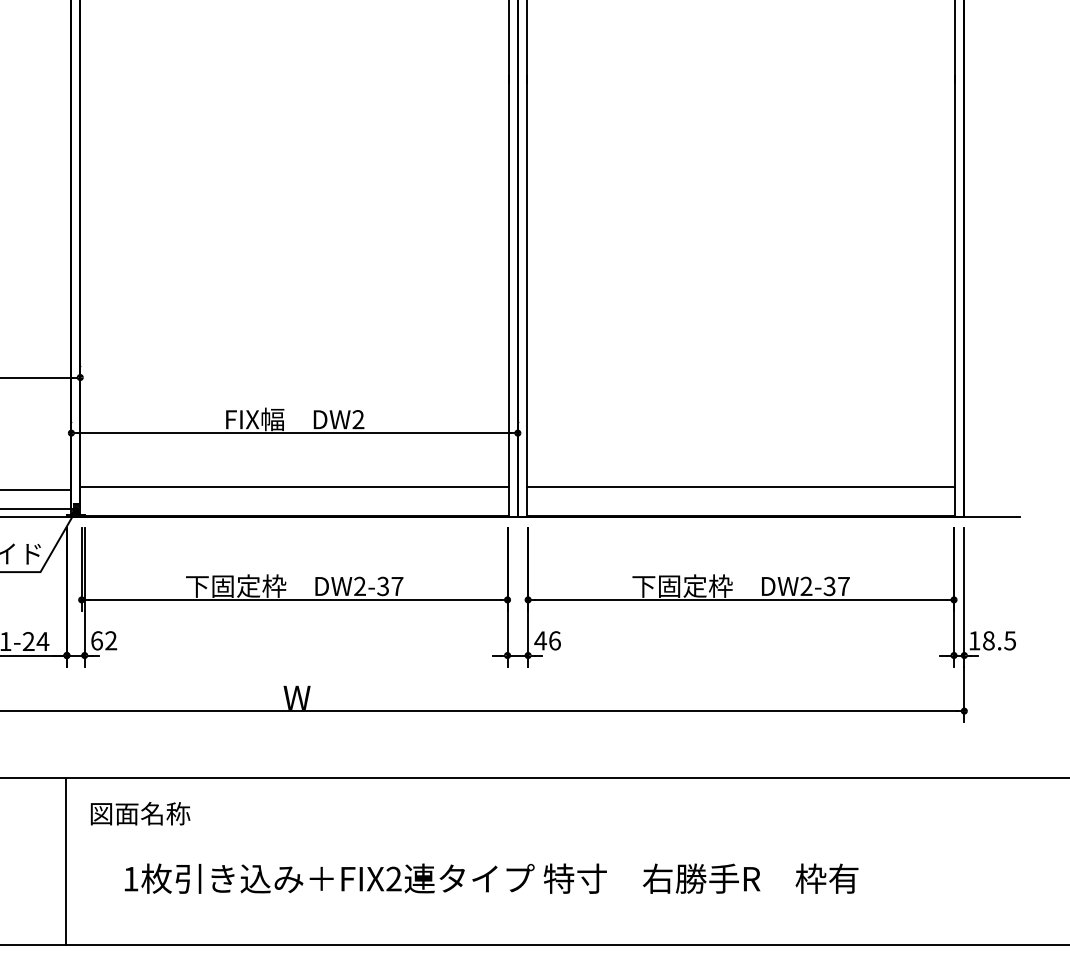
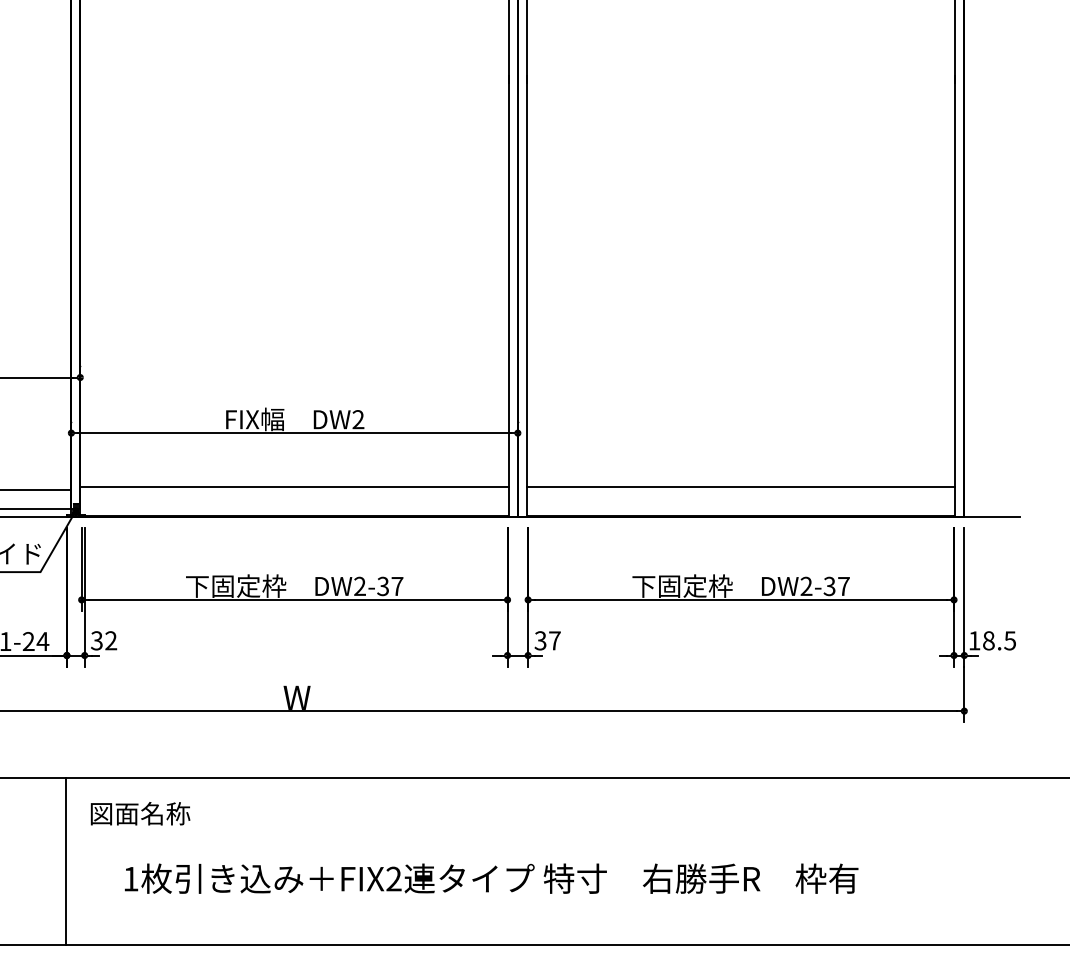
text: 62 -> 32 (96, 640)
text: 46 -> 37 (547, 640)
